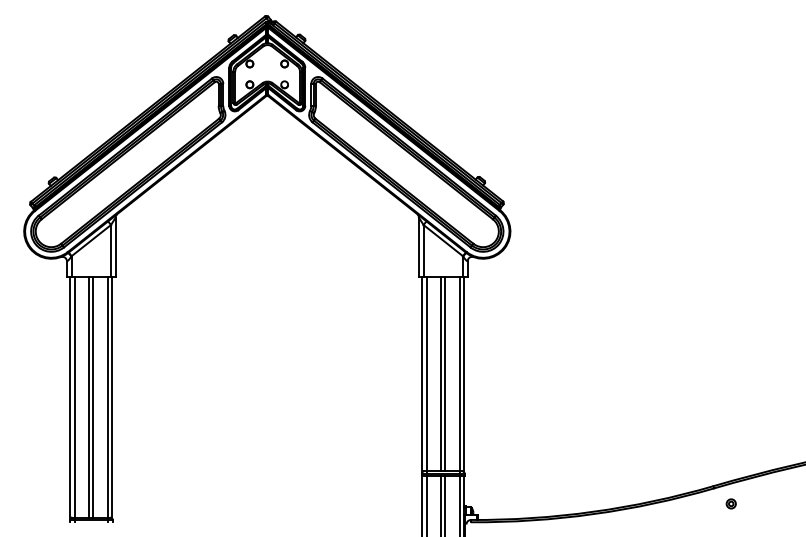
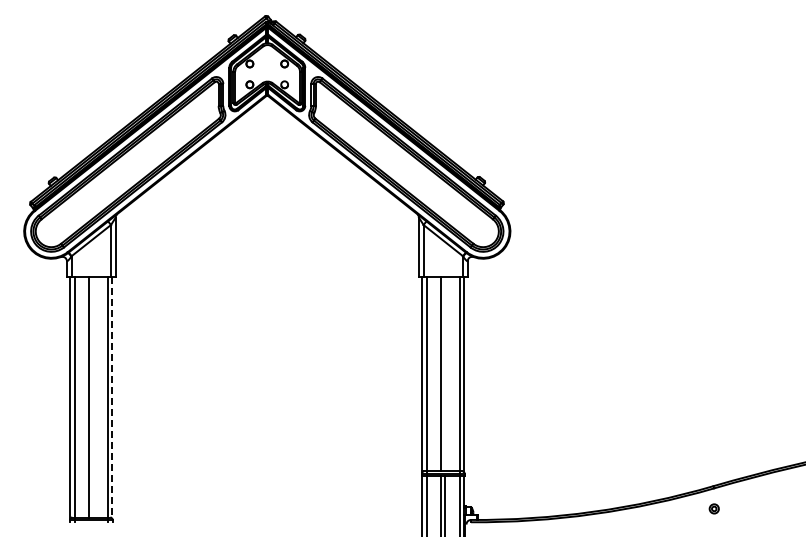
line: present -> none (445, 374)
line: present -> none (93, 397)
line: solid -> dashed (112, 397)
part position: (730, 503) -> (713, 508) (713, 508)
